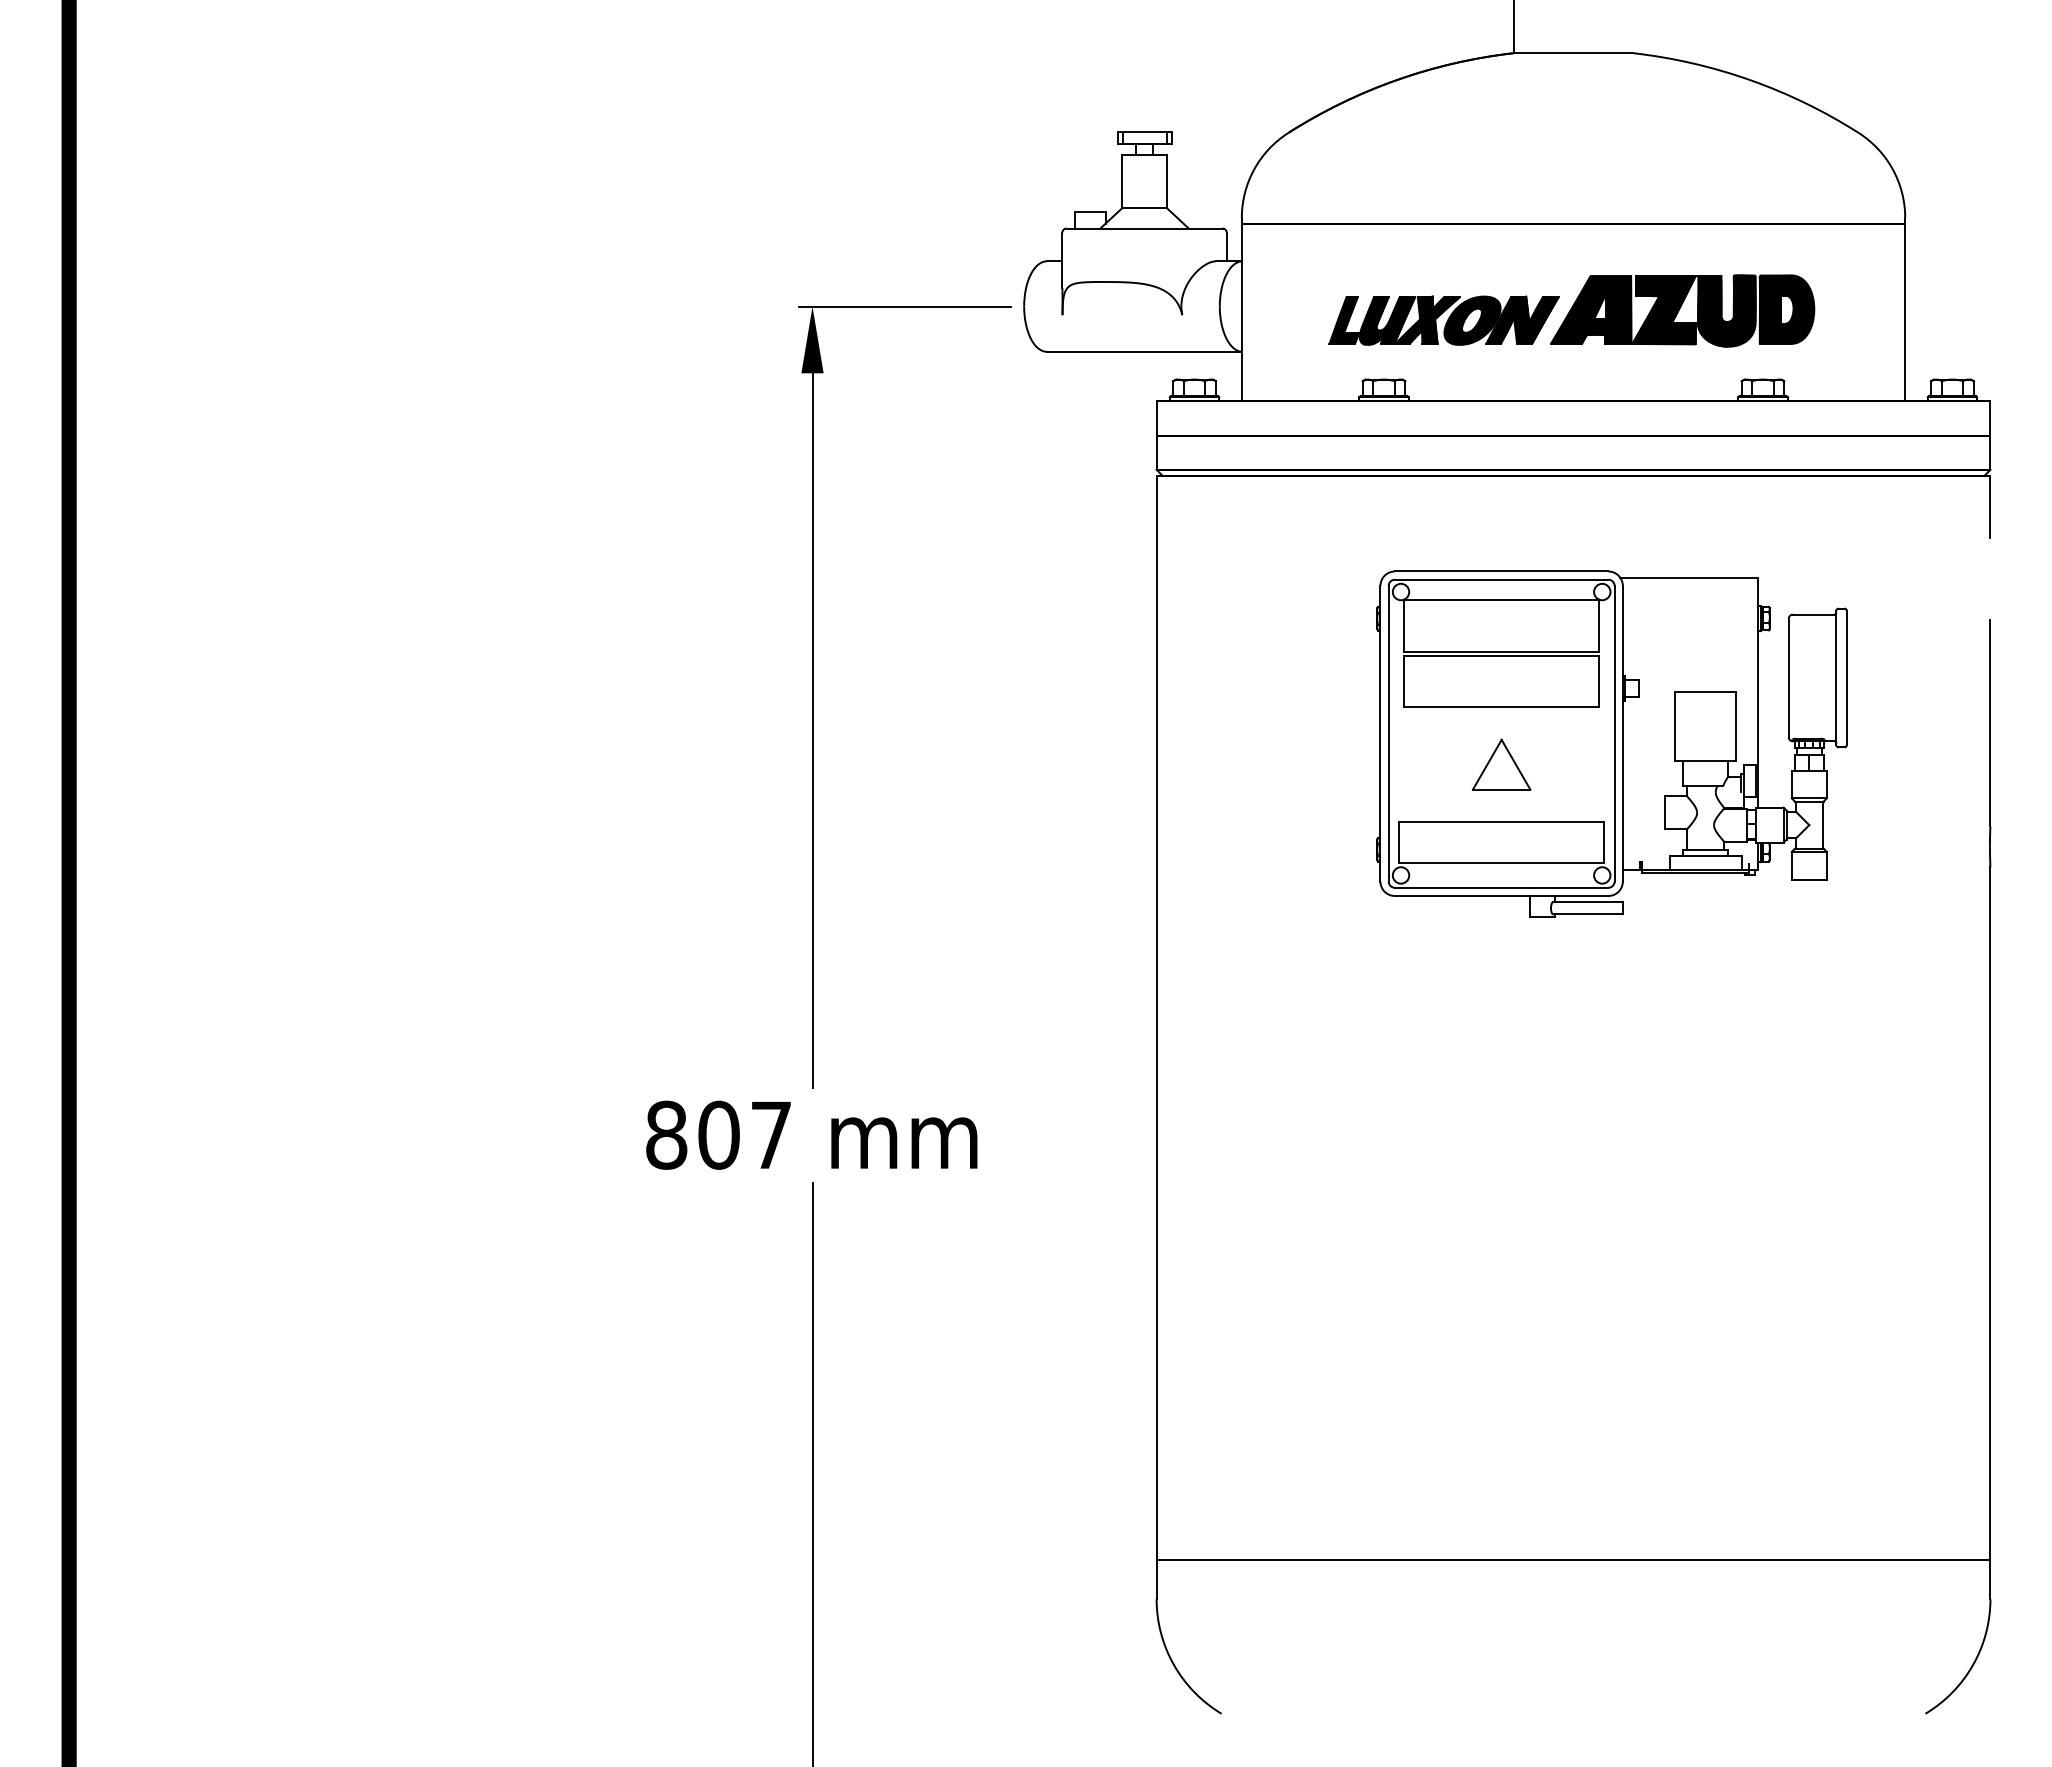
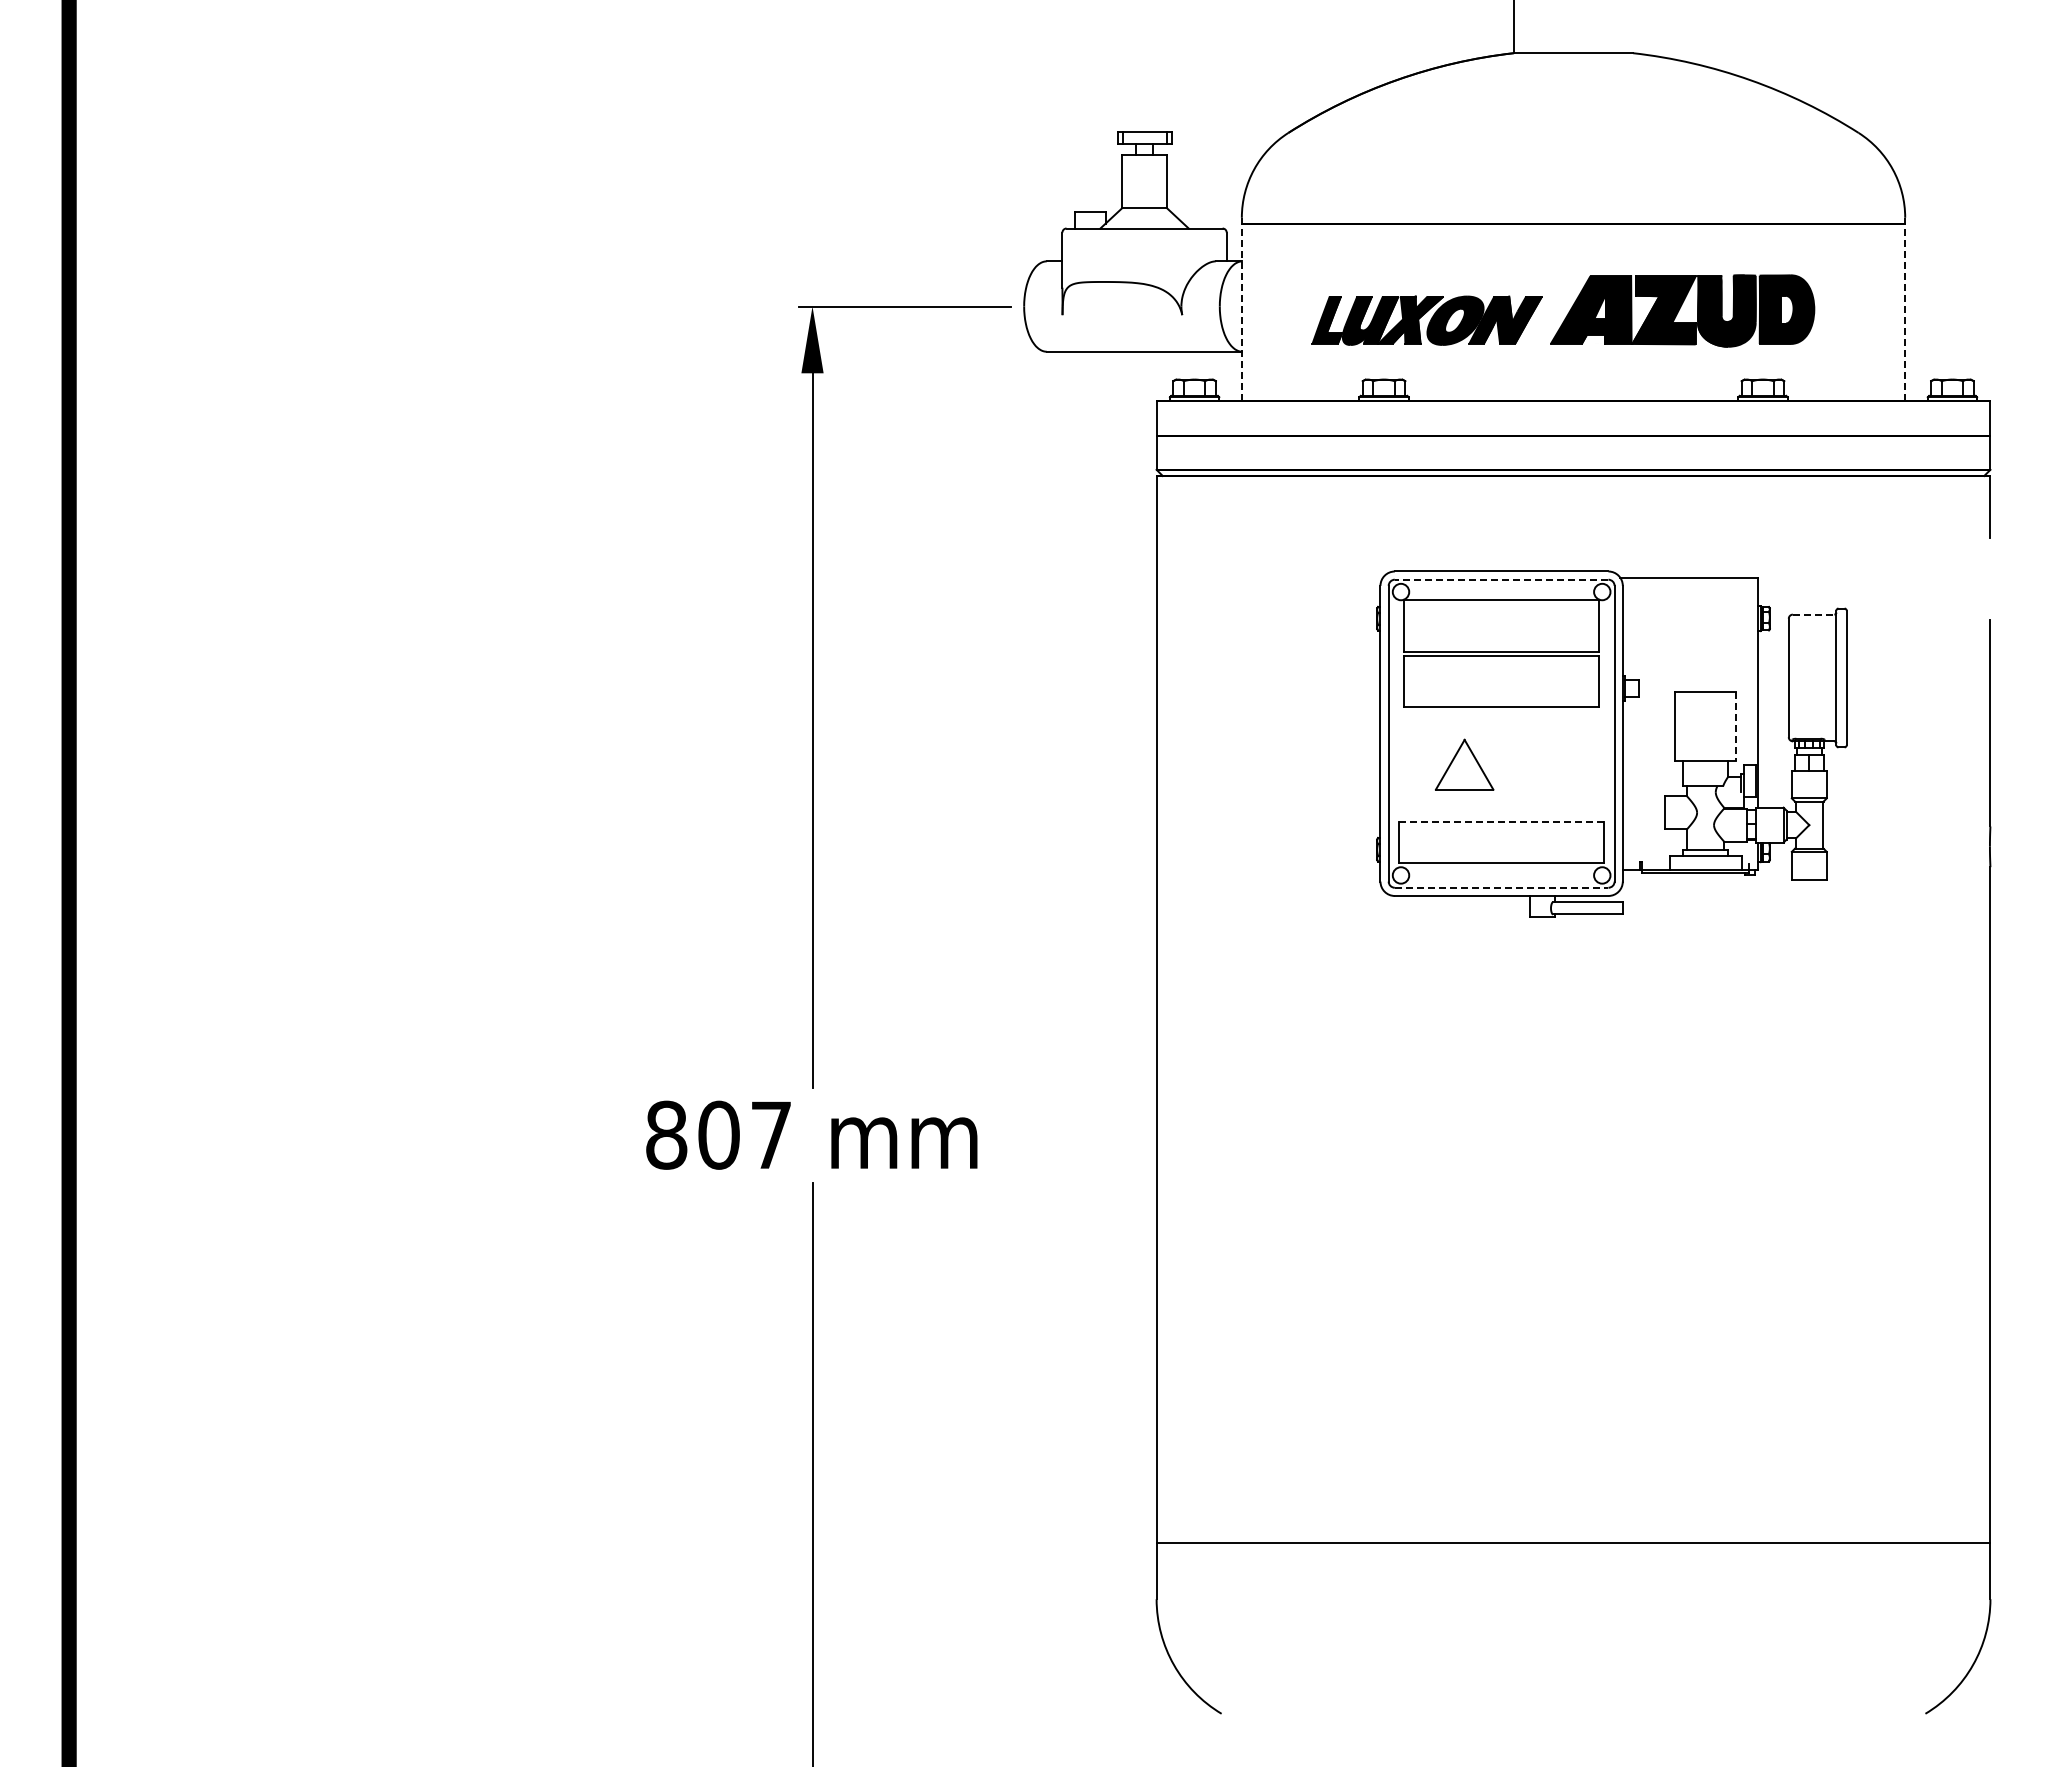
line: solid -> dashed (1241, 309)
line: solid -> dashed (1905, 309)
part position: (1443, 320) -> (1426, 320) (1426, 320)
line: solid -> dashed (1501, 579)
line: solid -> dashed (1813, 614)
line: solid -> dashed (1736, 726)
part position: (1501, 764) -> (1464, 764) (1464, 764)
line: solid -> dashed (1501, 822)
line: solid -> dashed (1501, 887)
line position: (1573, 1560) -> (1573, 1543) (1573, 1543)
